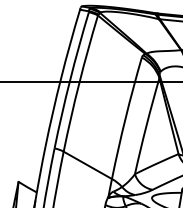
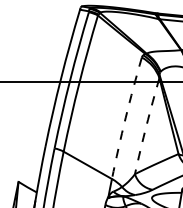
arc: solid -> dashed (125, 117)
arc: solid -> dashed (146, 125)
